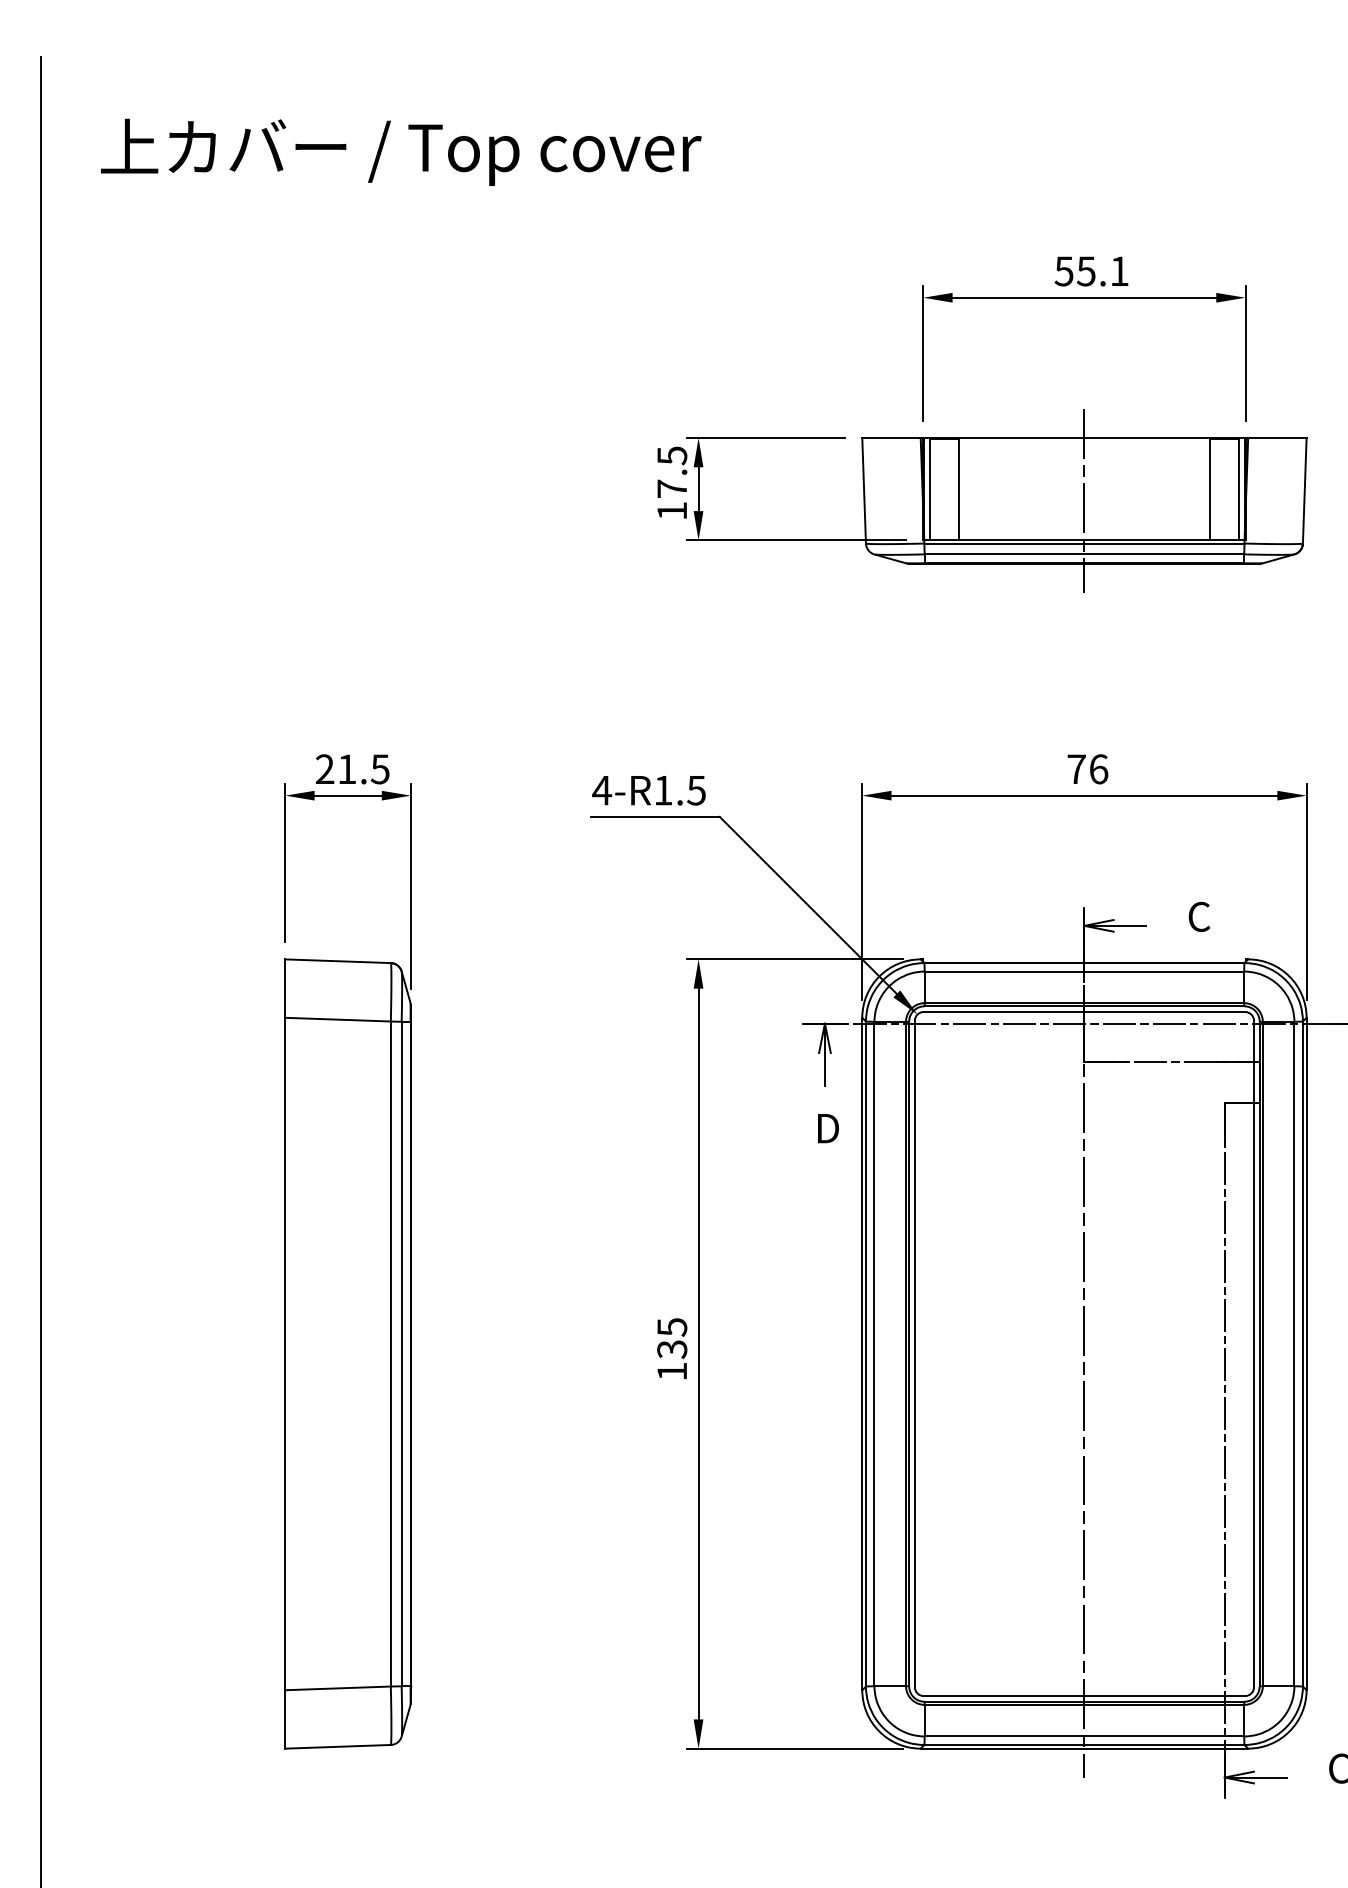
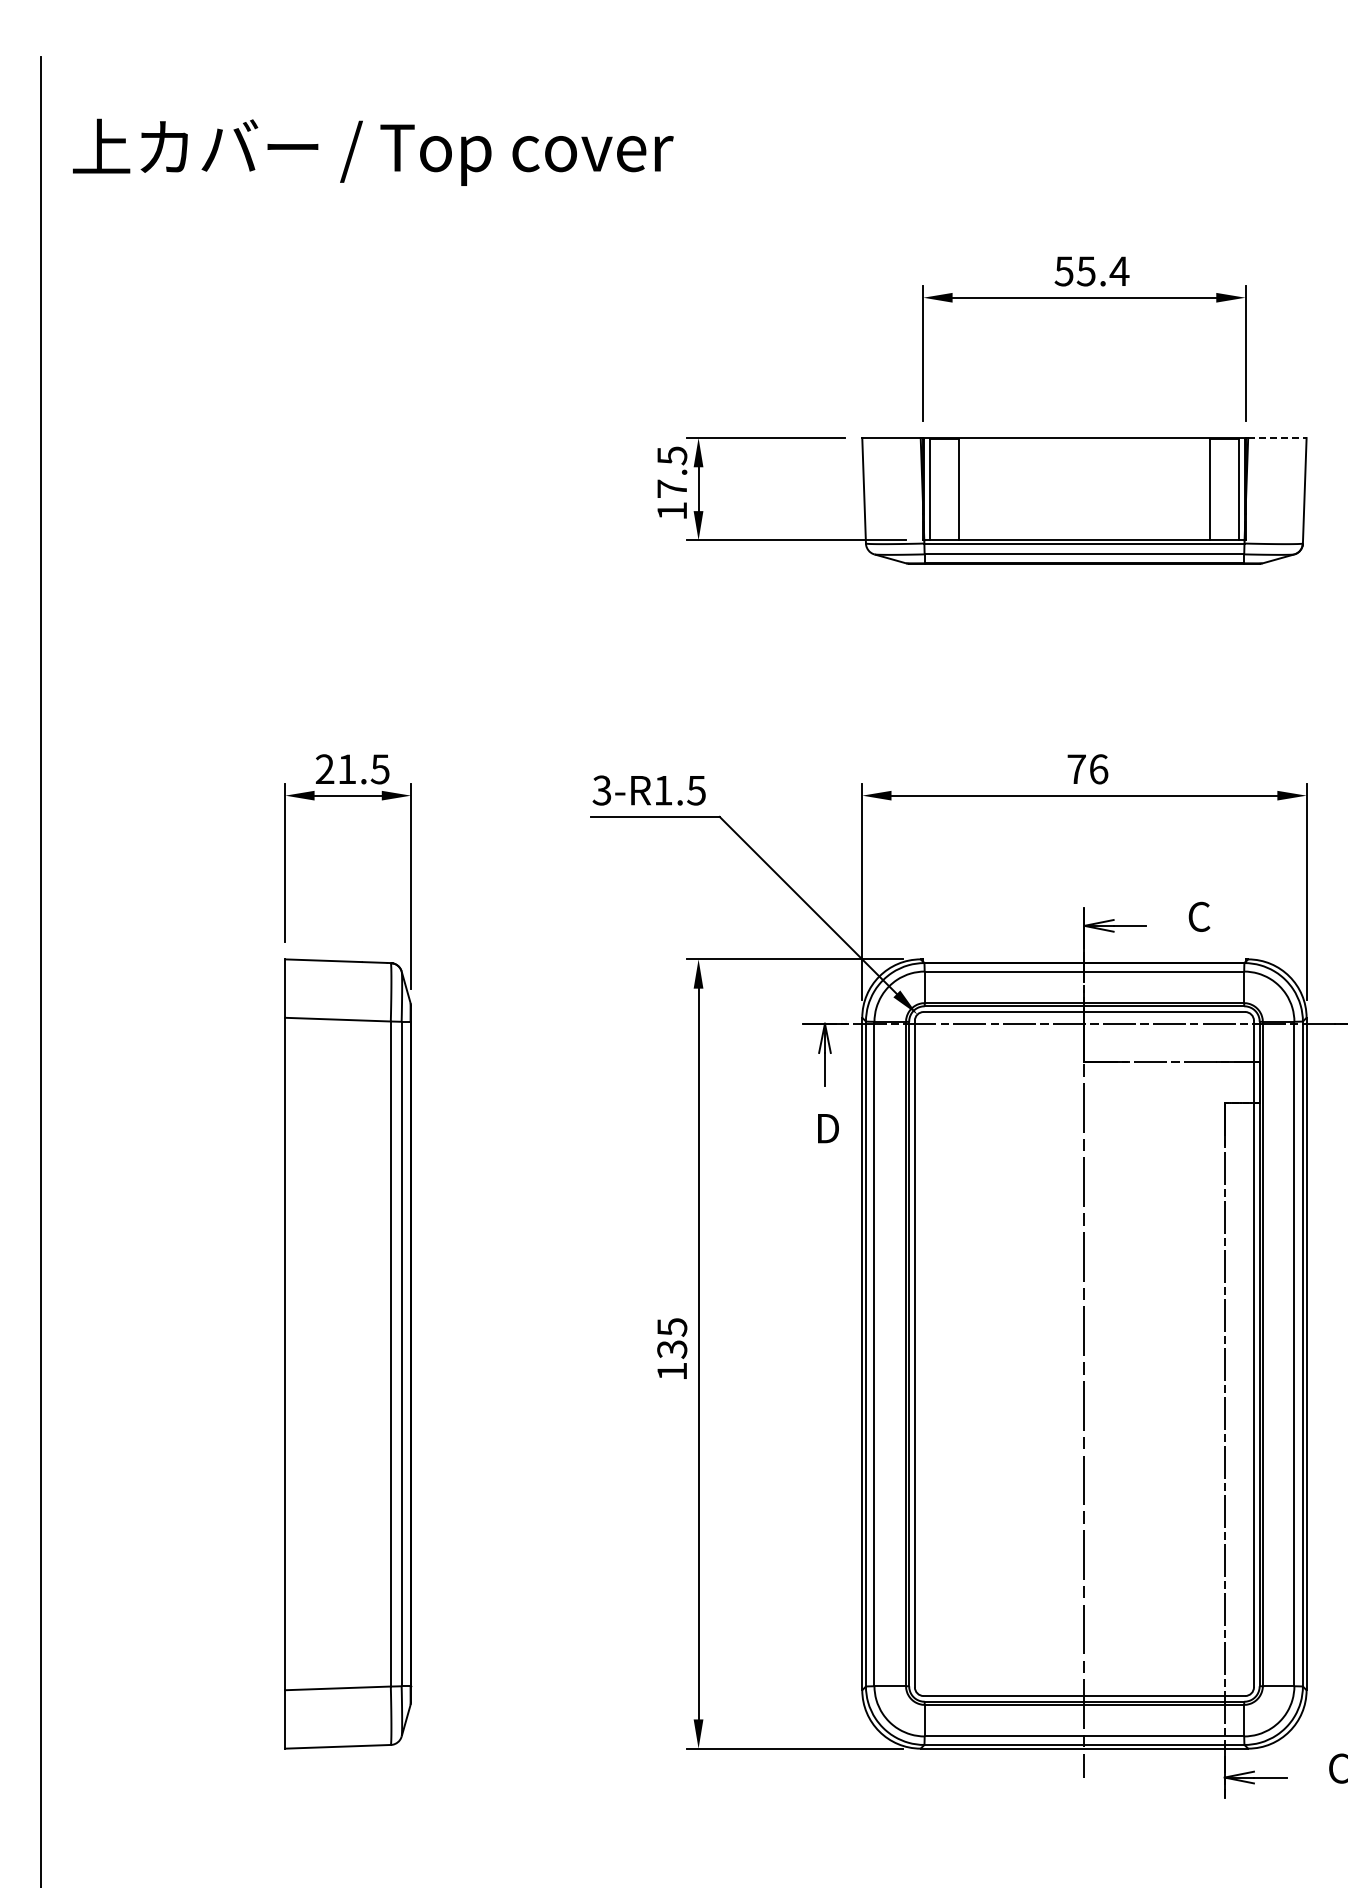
text position: (401, 151) -> (373, 151) (373, 151)
text: 55.1 -> 55.4 (1119, 270)
line: solid -> dashed (1277, 438)
line: present -> none (1084, 500)
text: 4-R1.5 -> 3-R1.5 (602, 790)
